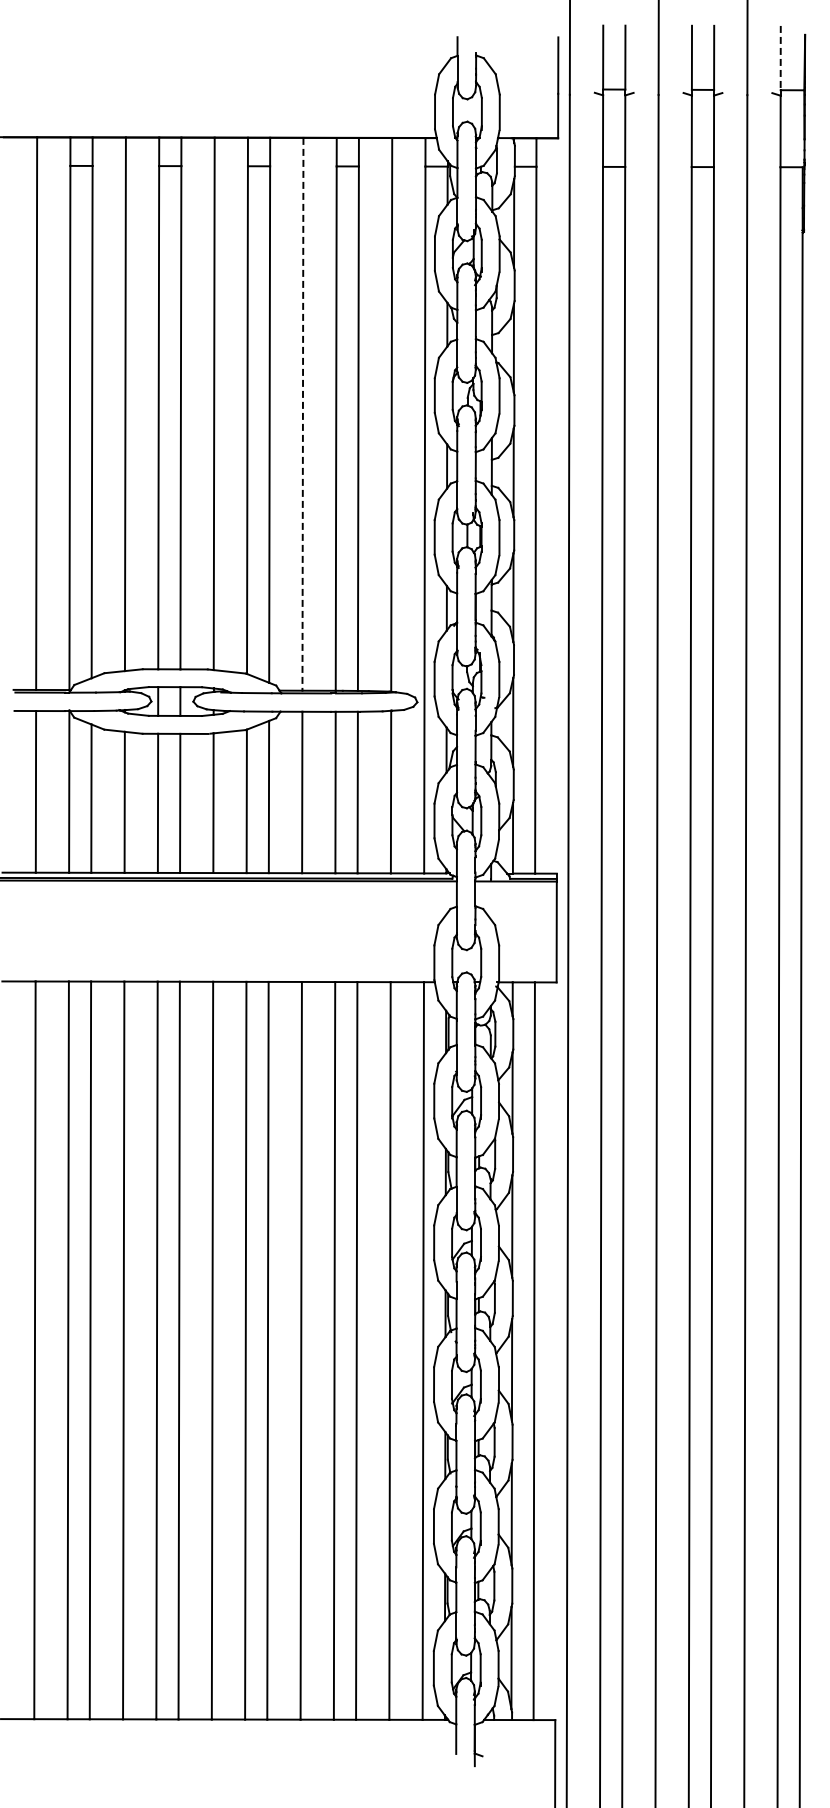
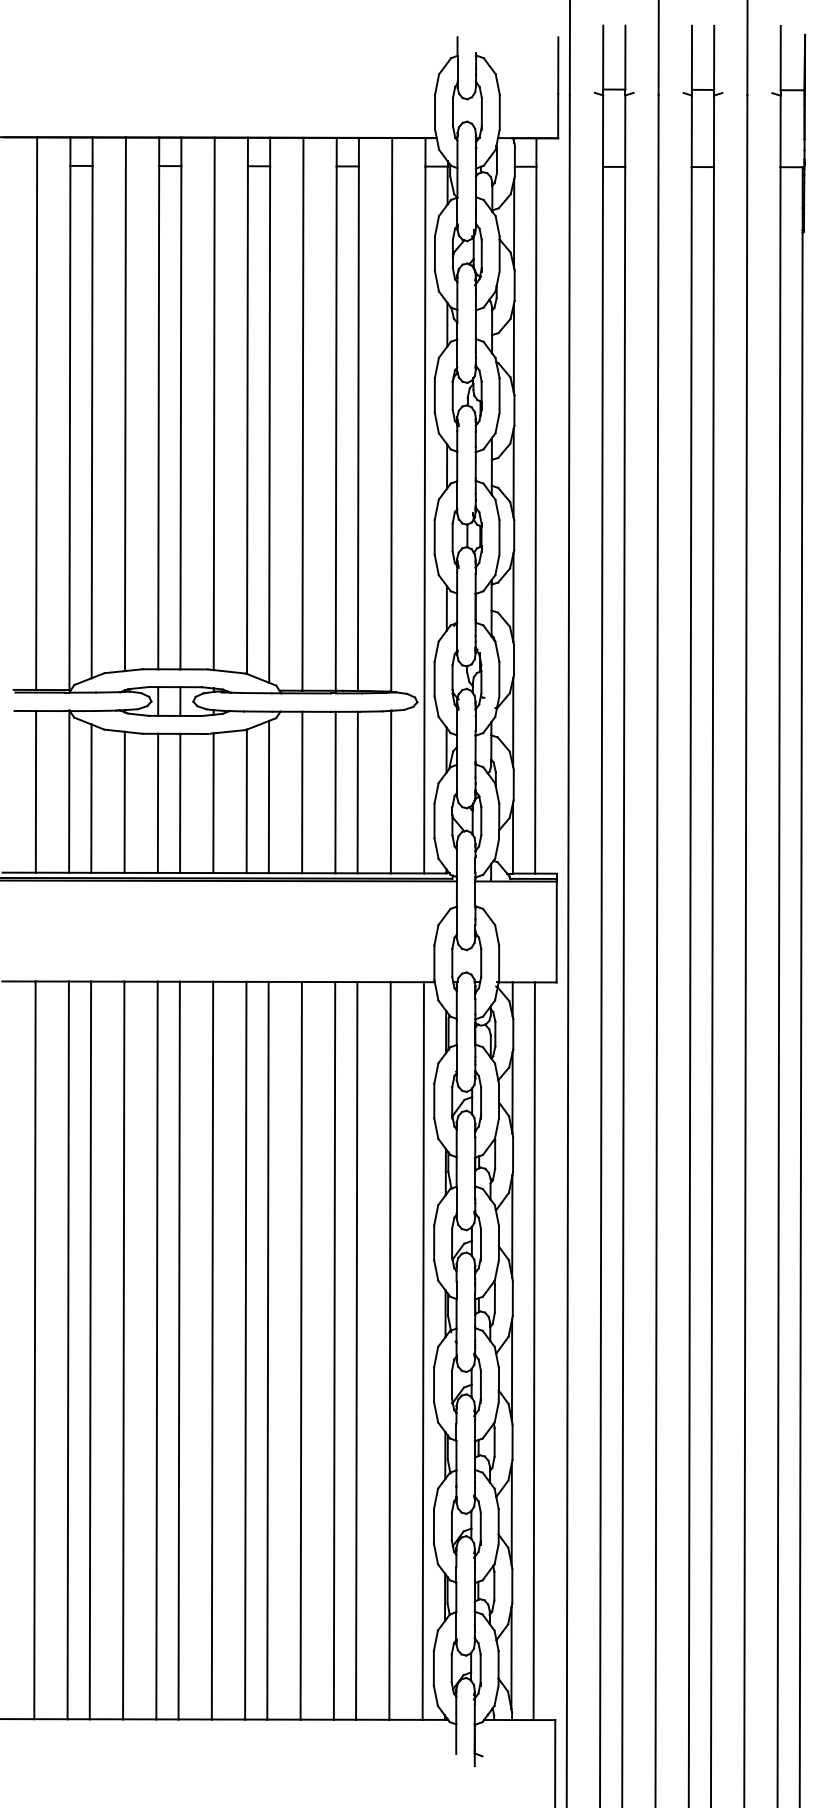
line: dashed -> solid (780, 58)
line: dashed -> solid (302, 414)
